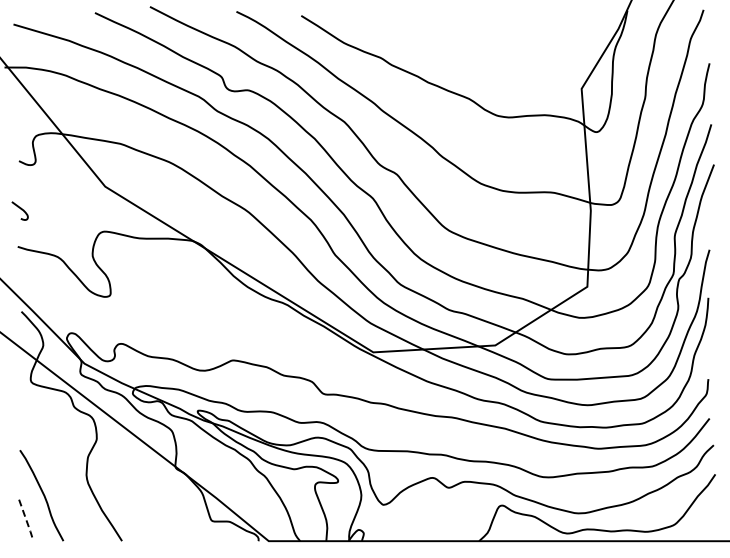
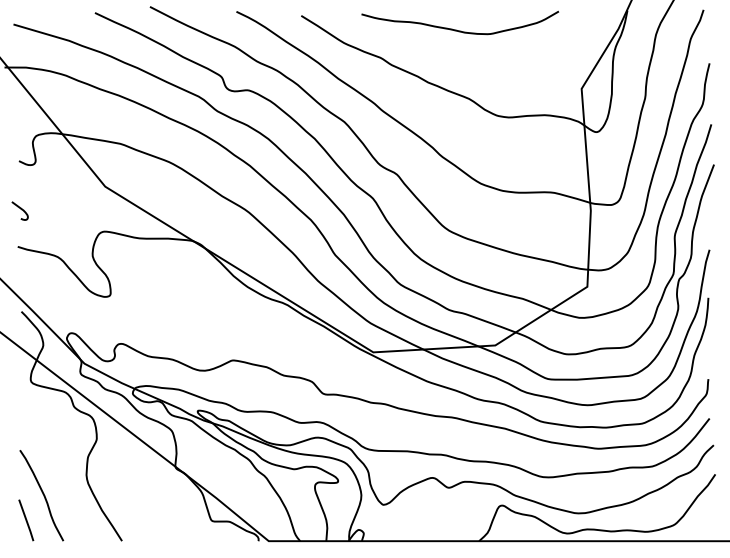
curve: none -> present (460, 30)
line: dashed -> solid (26, 521)
